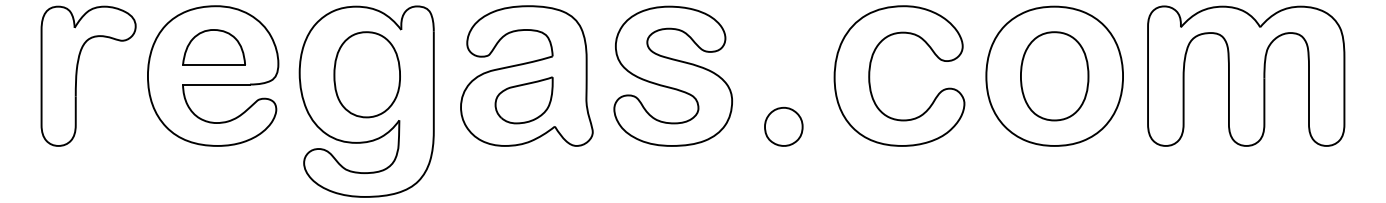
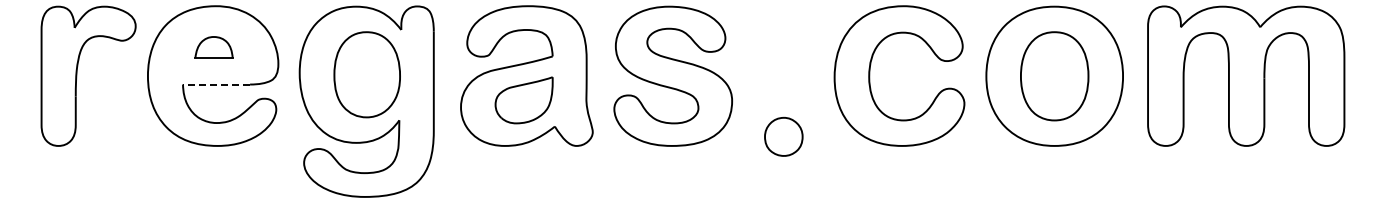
part size: 64x37 px -> 40x23 px (213, 47)
line: solid -> dashed (216, 84)
part position: (783, 126) -> (783, 136) (783, 136)
